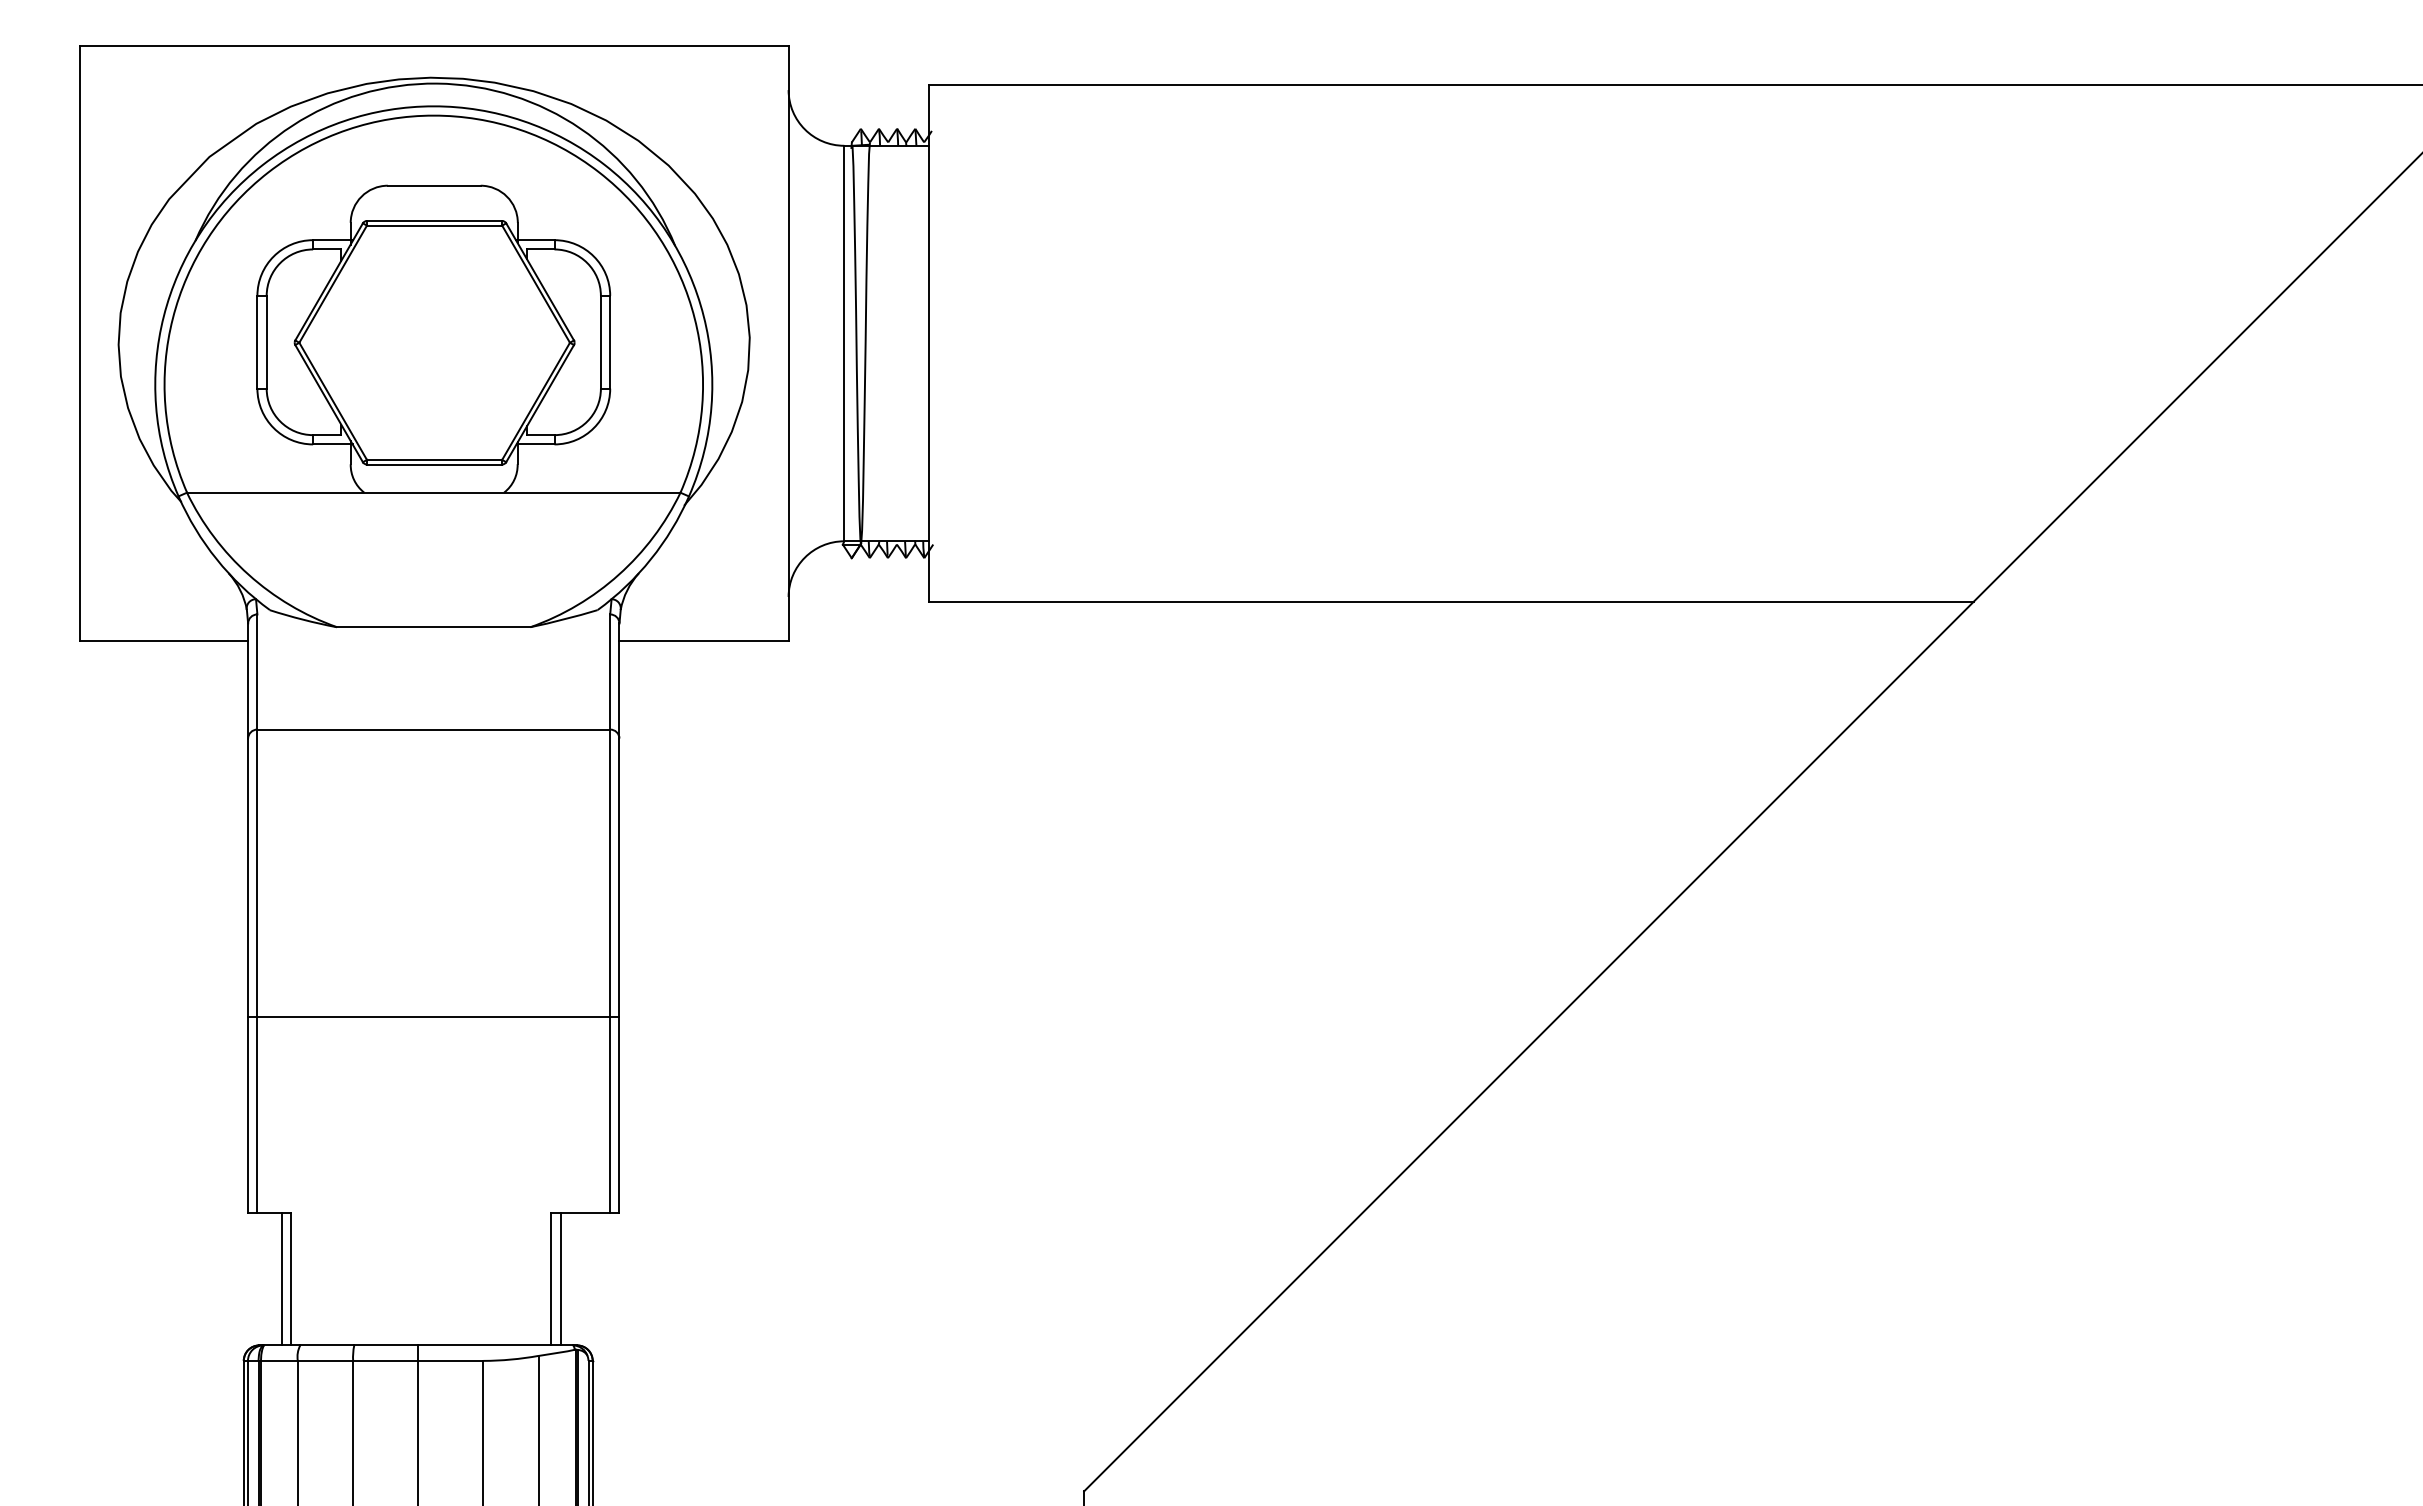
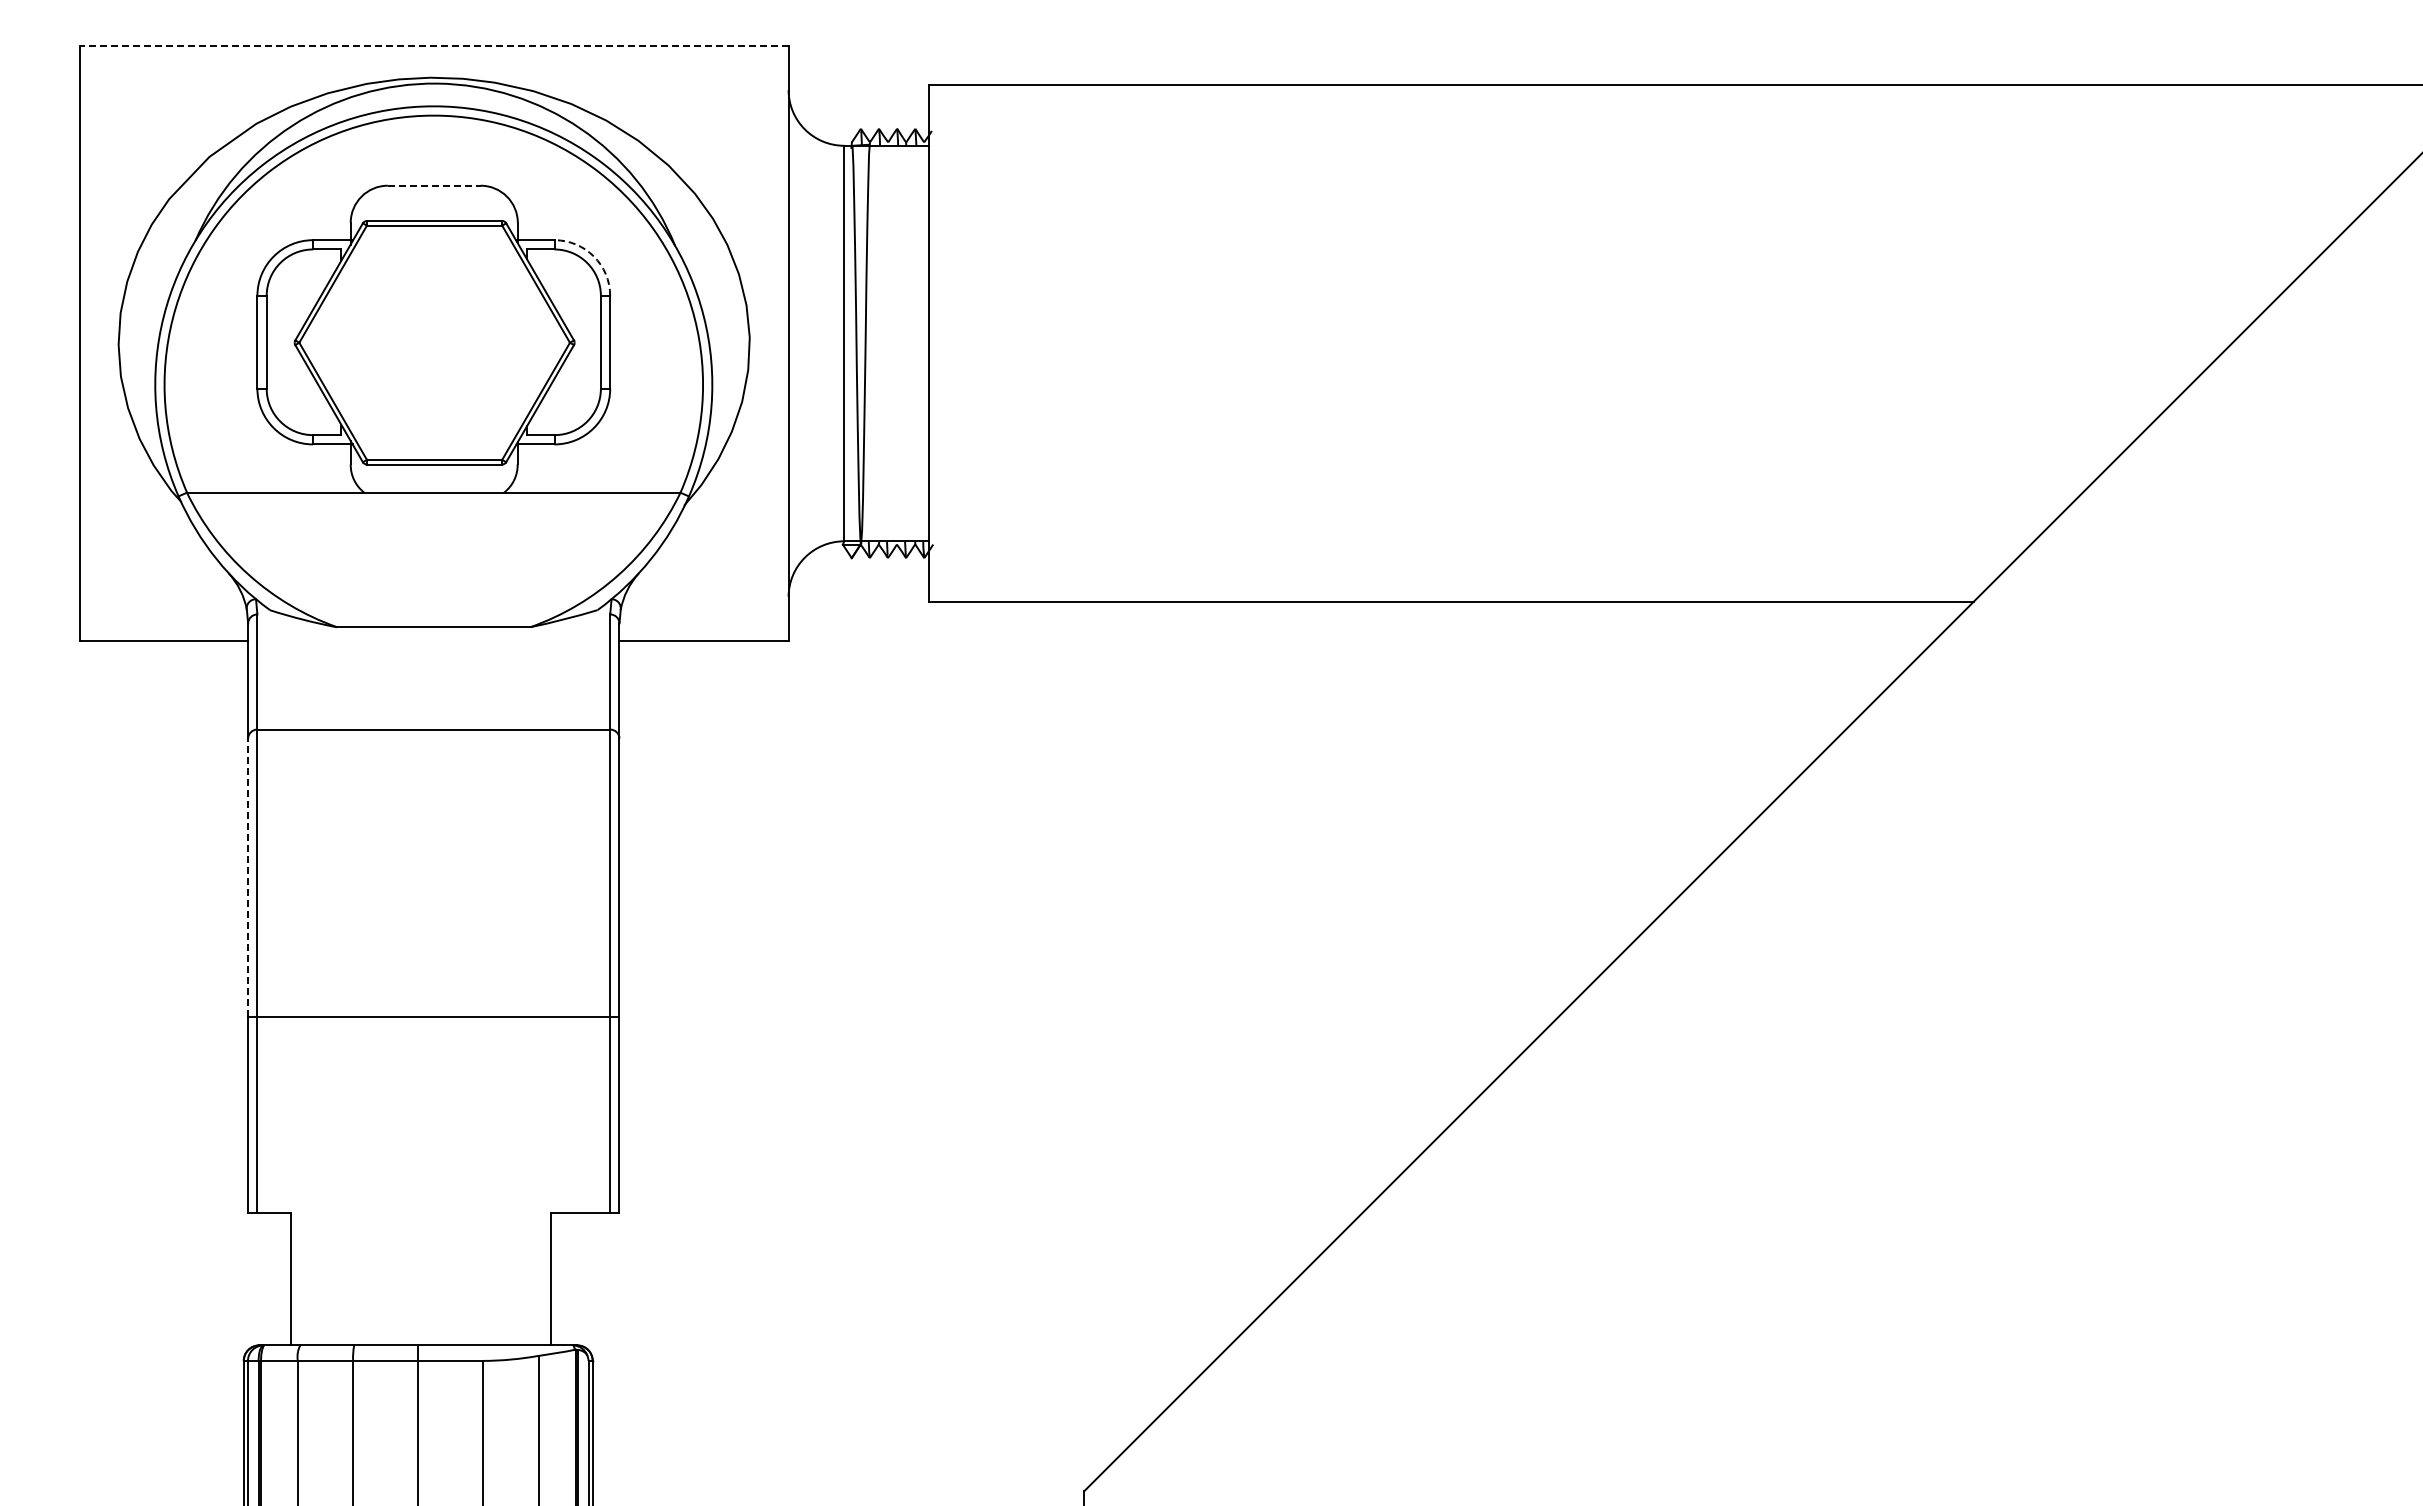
line: solid -> dashed (433, 46)
line: solid -> dashed (434, 185)
arc: solid -> dashed (593, 256)
line: solid -> dashed (248, 877)
line: present -> none (282, 1279)
line: present -> none (560, 1279)
